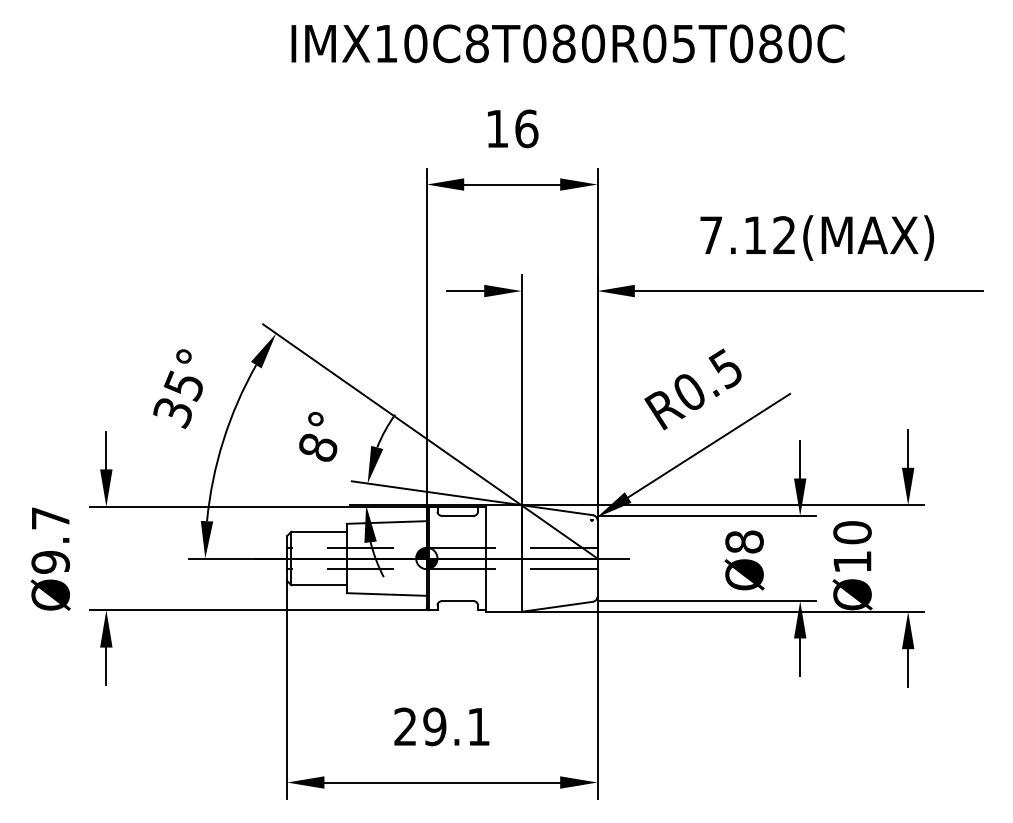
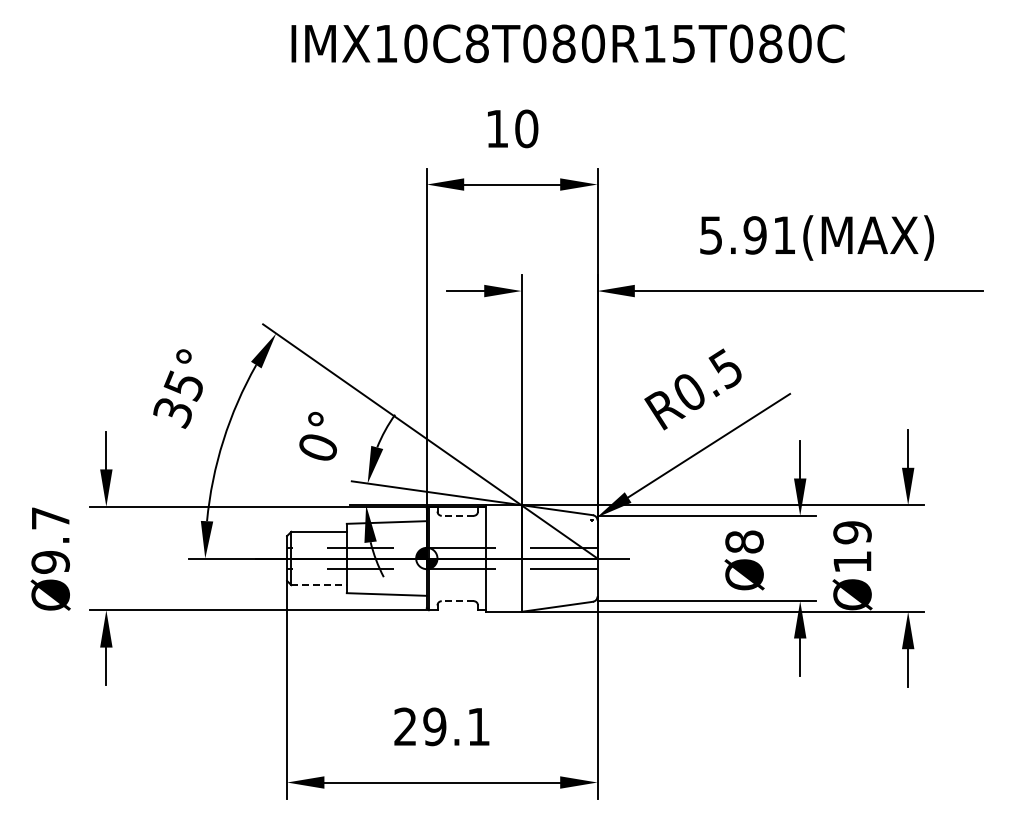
text: IMX10C8T080R05T080C -> IMX10C8T080R15T080C (654, 43)
text: 16 -> 10 (526, 128)
text: 7.12(MAX) -> 5.91(MAX) (747, 235)
text: 8° -> 0° (318, 447)
line: solid -> dashed (457, 515)
text: Ø10 -> Ø19 (852, 532)
line: solid -> dashed (319, 585)
line: solid -> dashed (457, 601)
